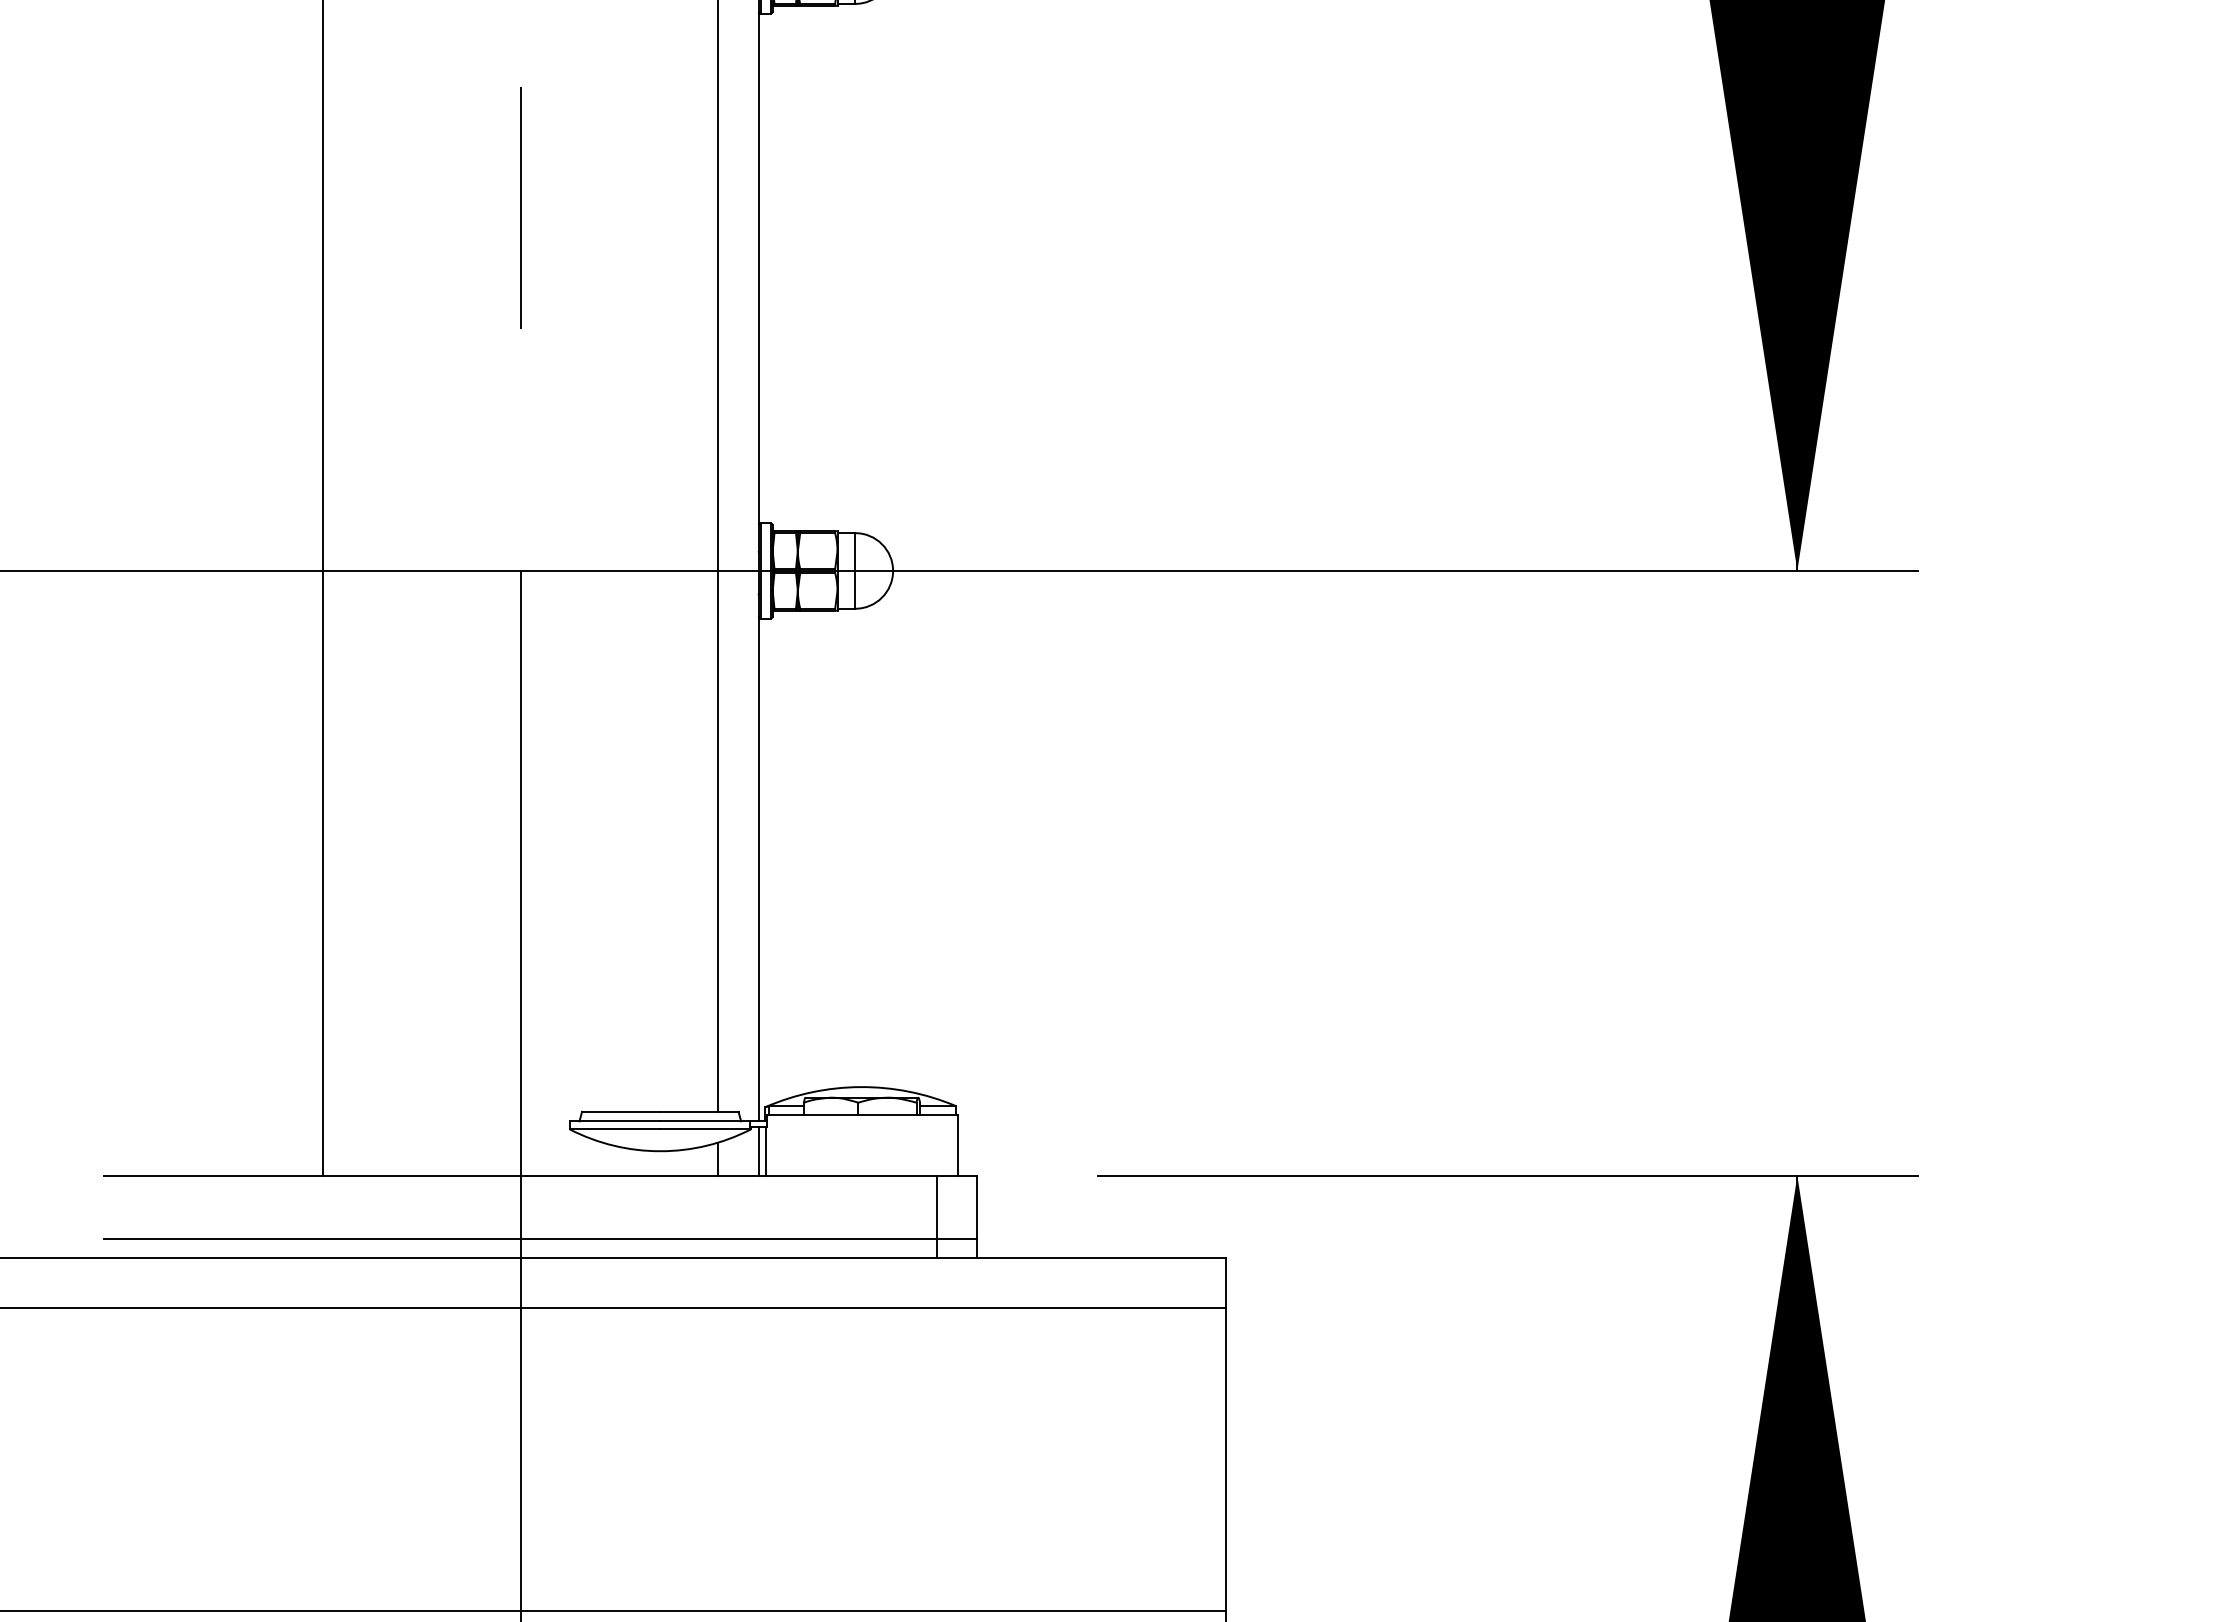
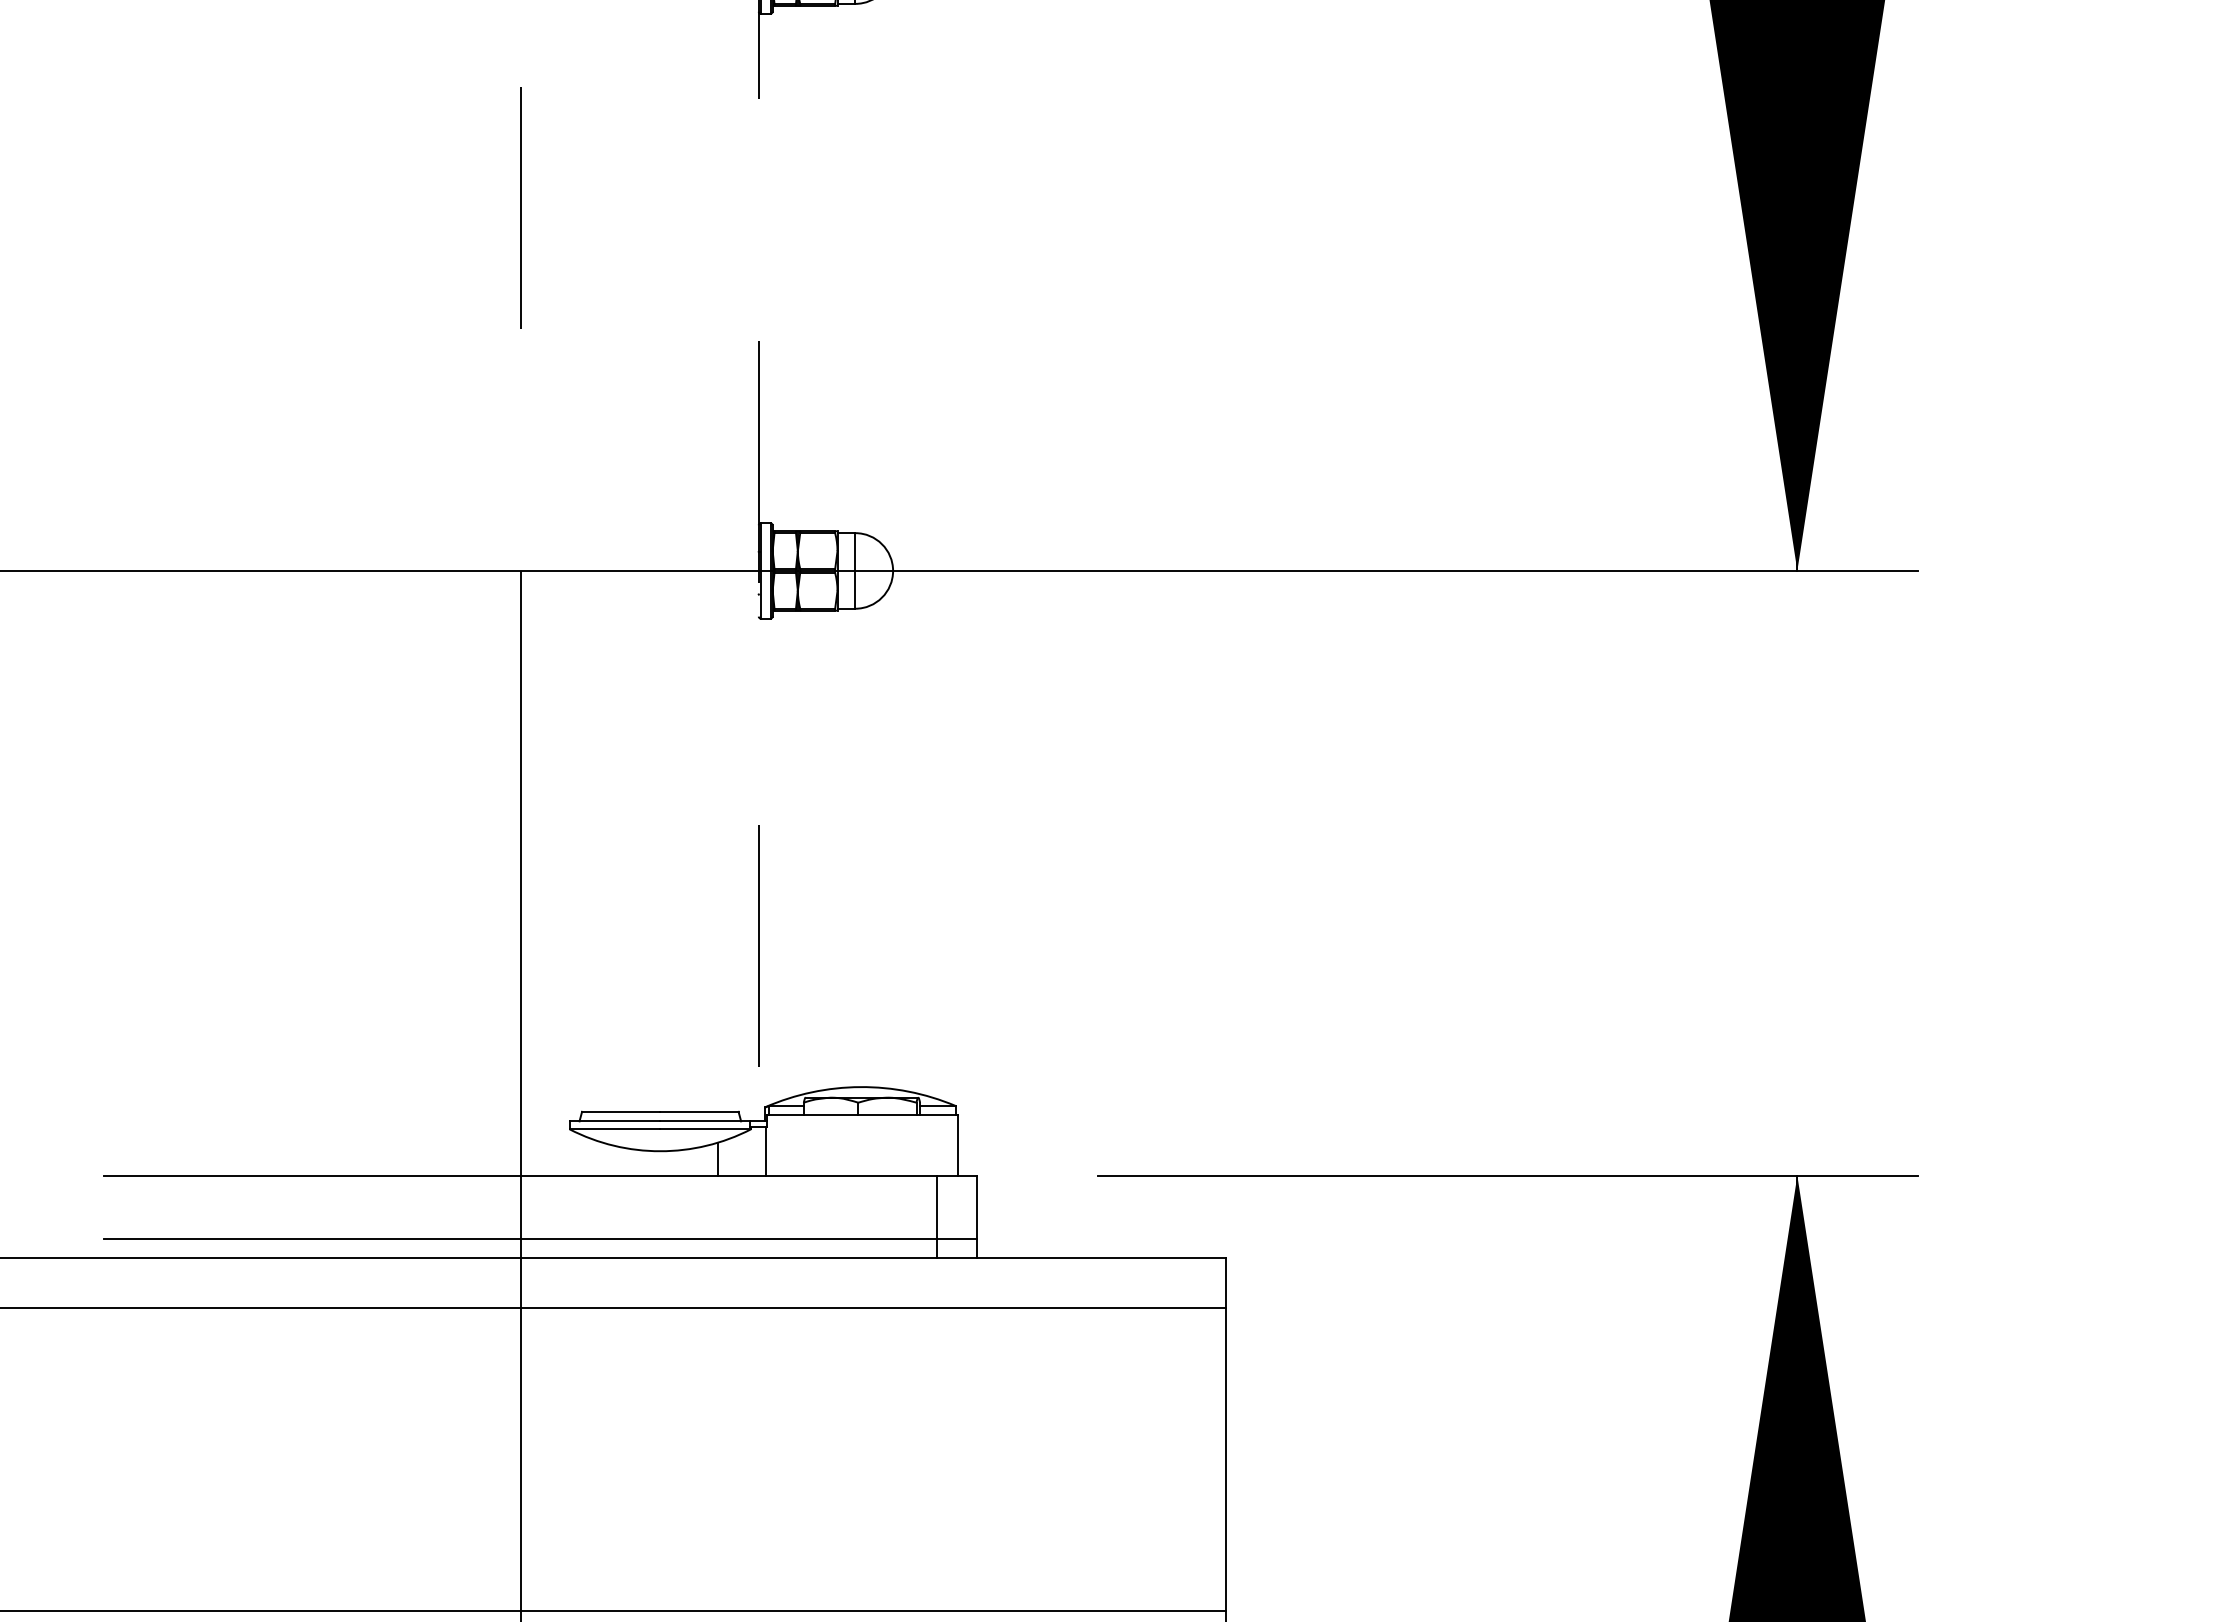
line: present -> none (718, 556)
line: solid -> dashed (758, 561)
line: present -> none (322, 588)
line: present -> none (758, 1151)
